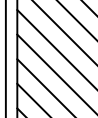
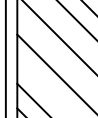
line position: (64, 32) -> (59, 37) (59, 37)
line: present -> none (55, 48)
line: present -> none (44, 86)
